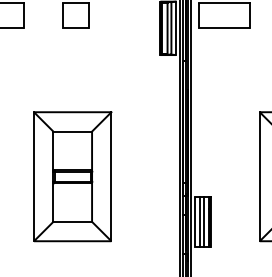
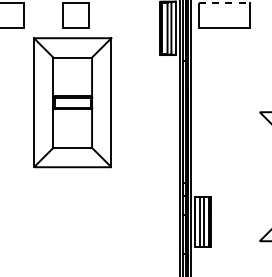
line: solid -> dashed (224, 2)
part position: (72, 176) -> (72, 102) (72, 102)
line: present -> none (259, 176)
